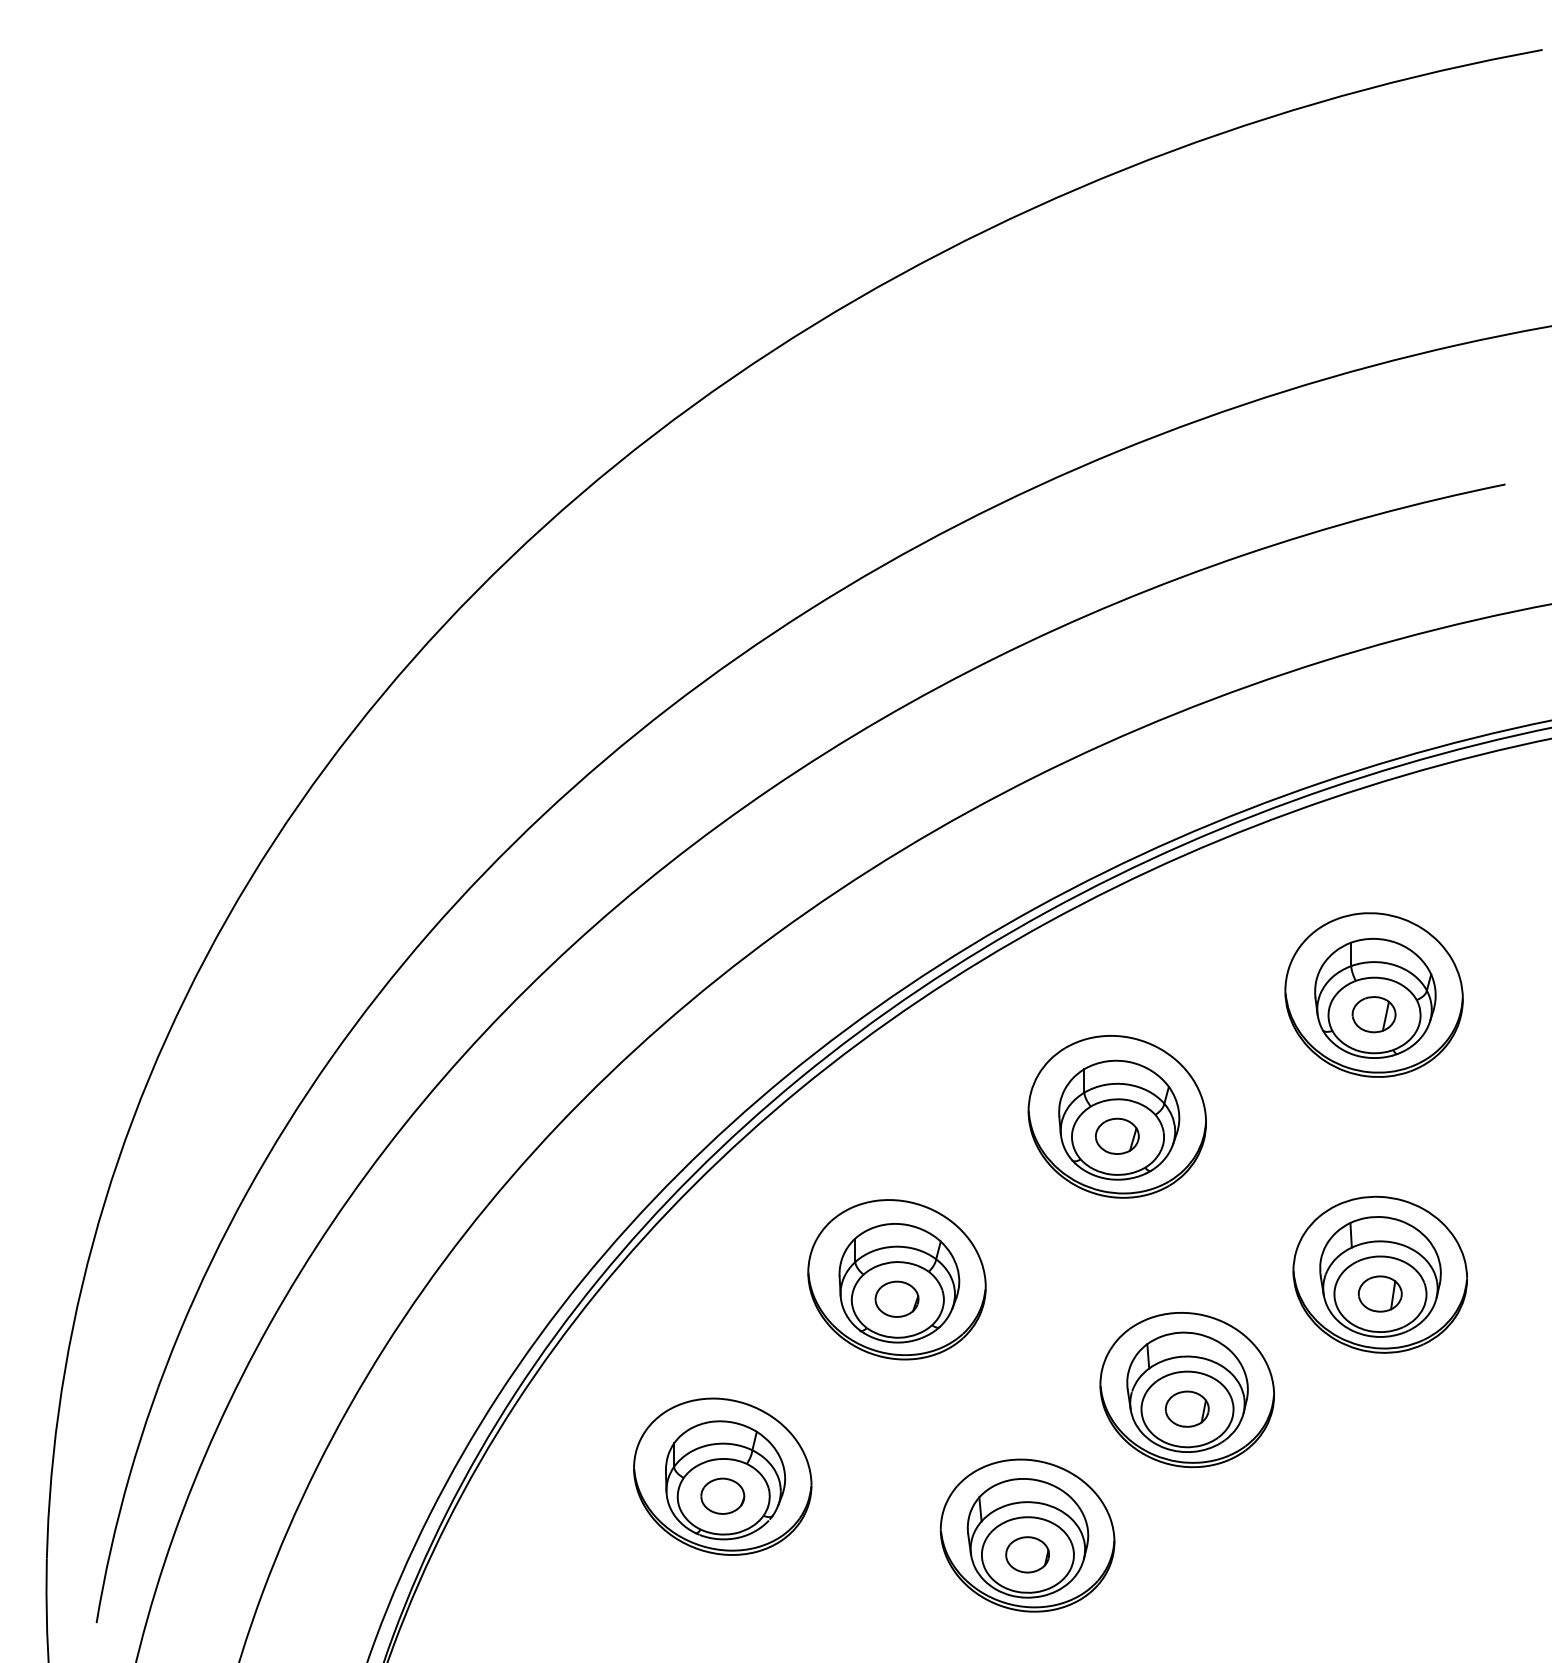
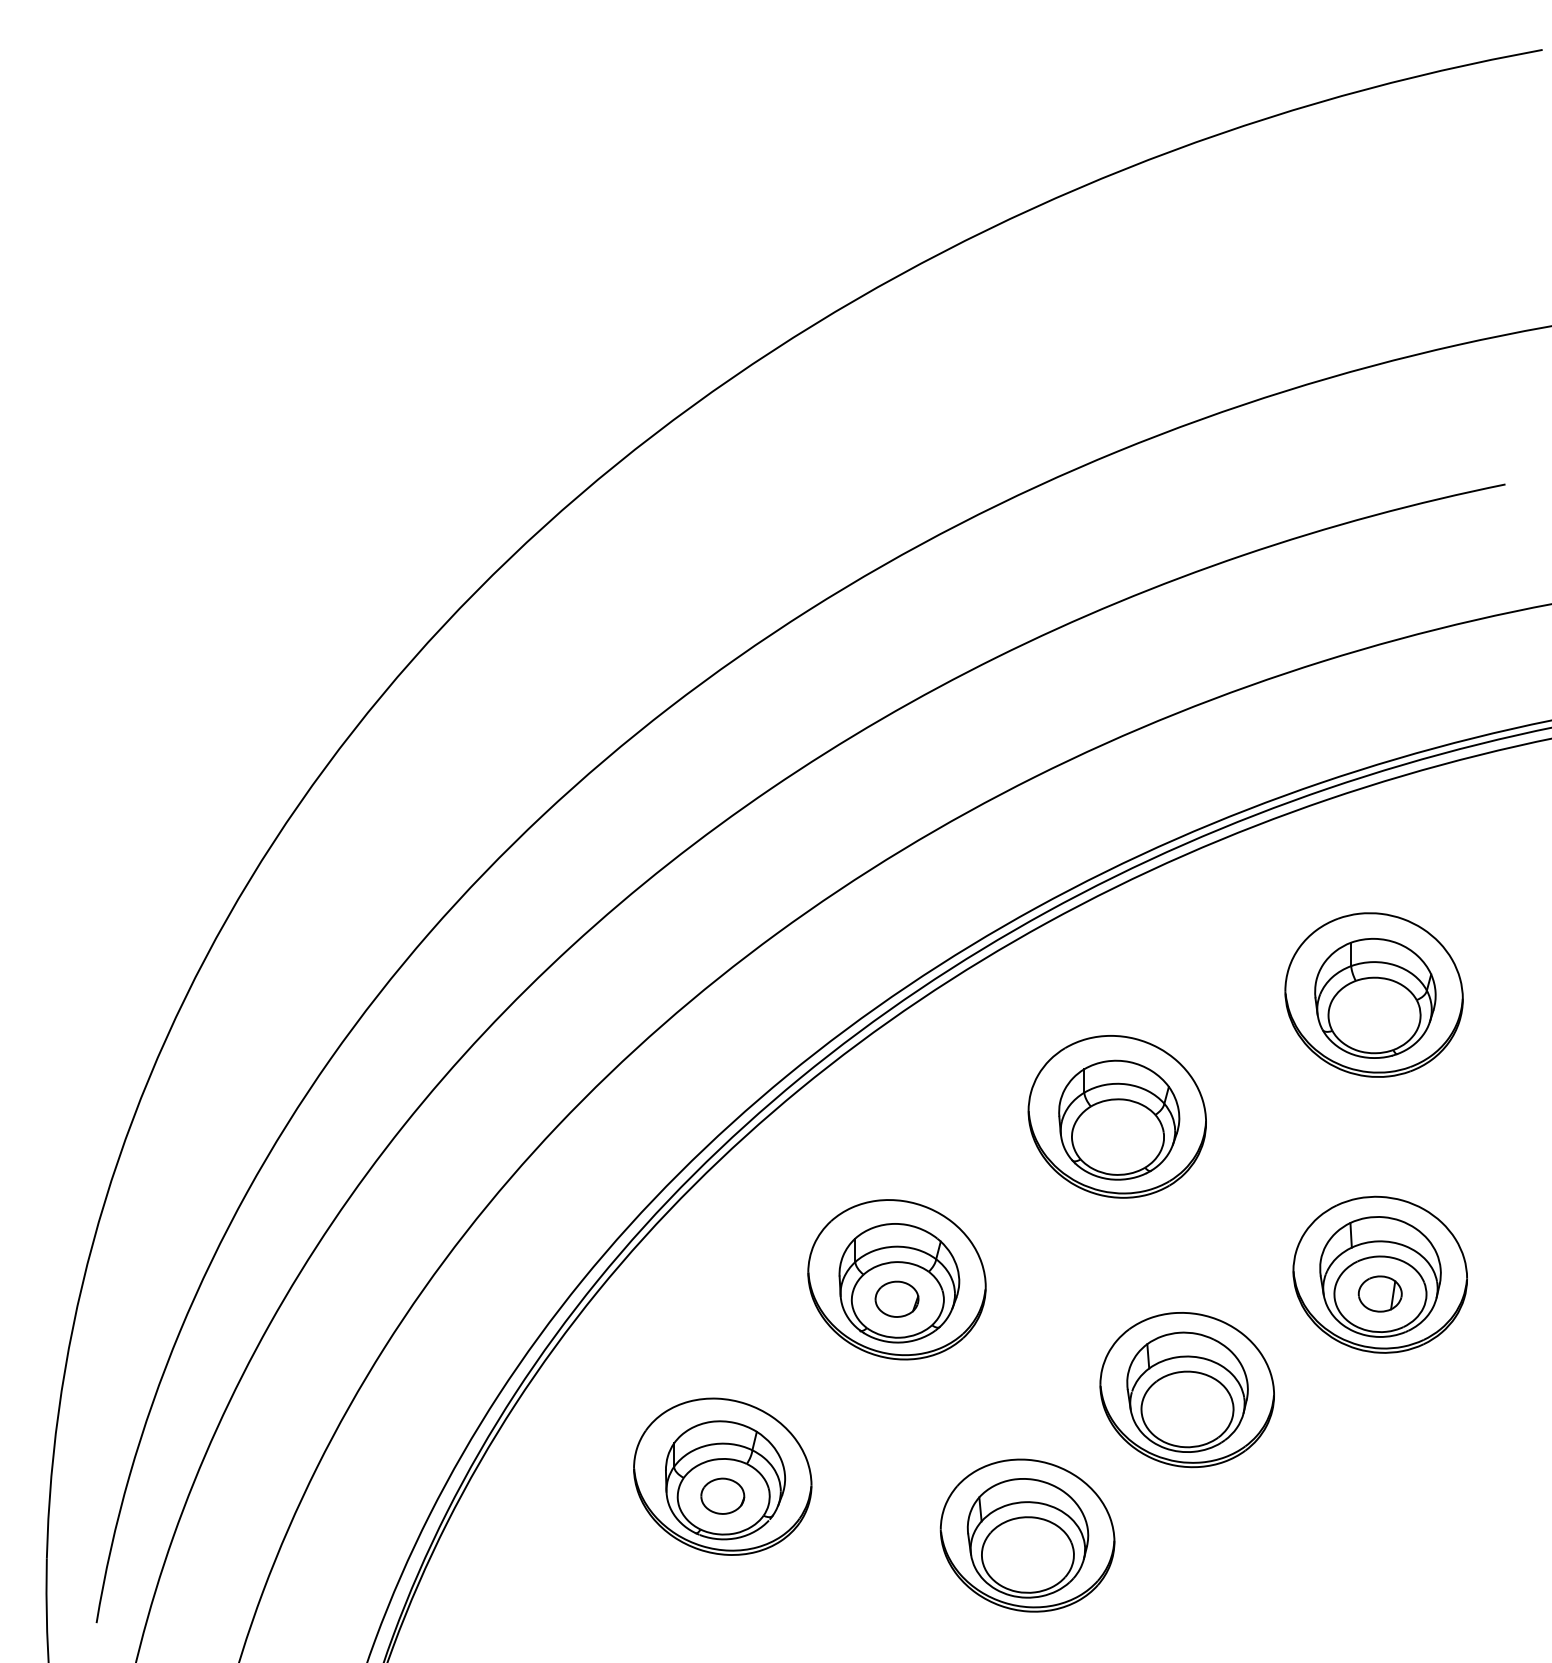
part: present -> none (1373, 1014)
part: present -> none (1117, 1135)
part: present -> none (1186, 1408)
part: present -> none (1027, 1554)
